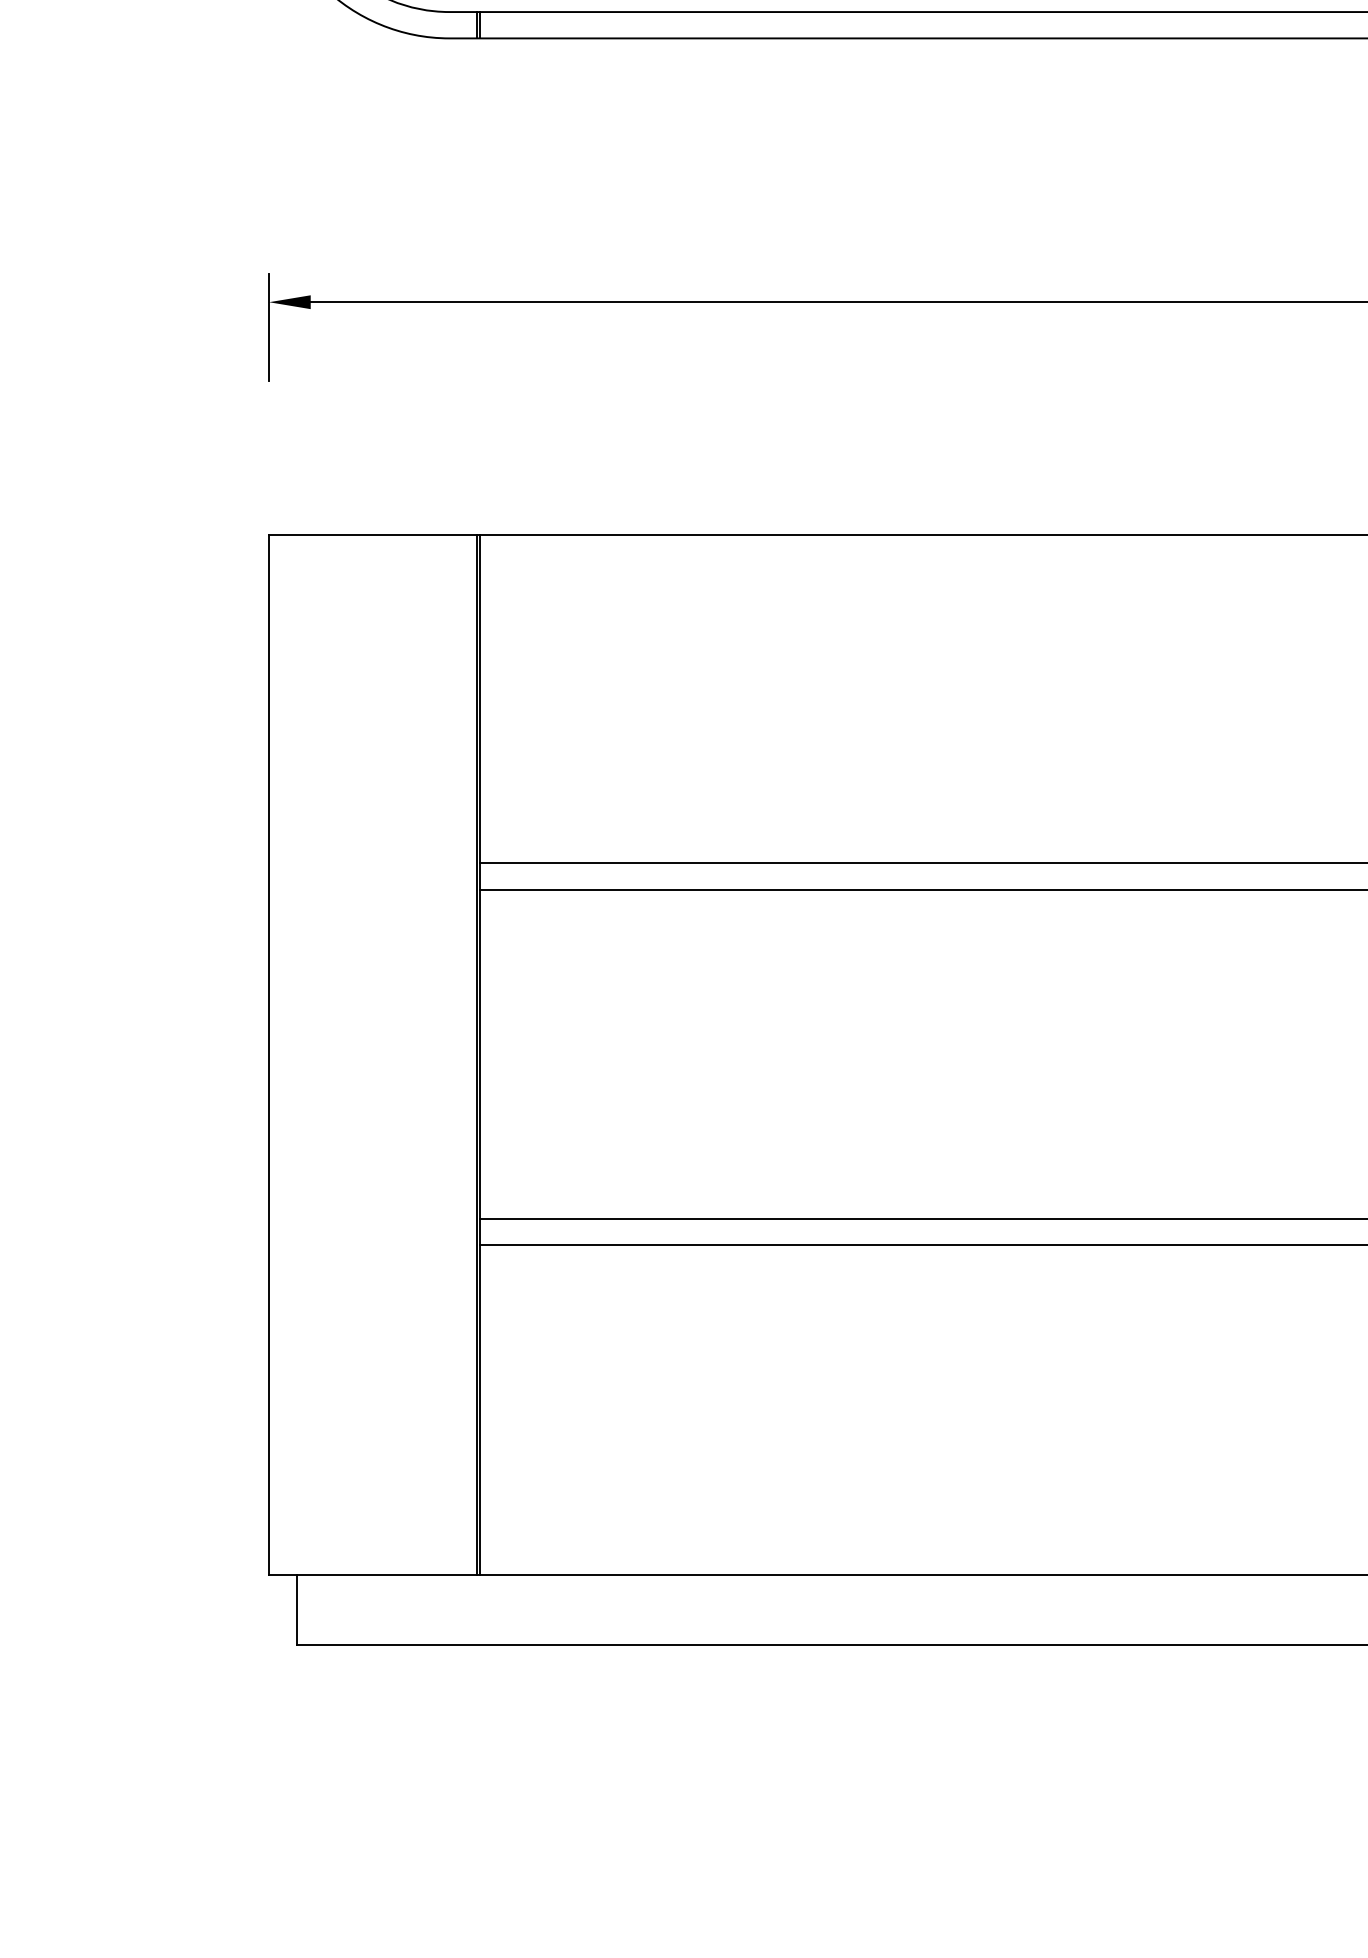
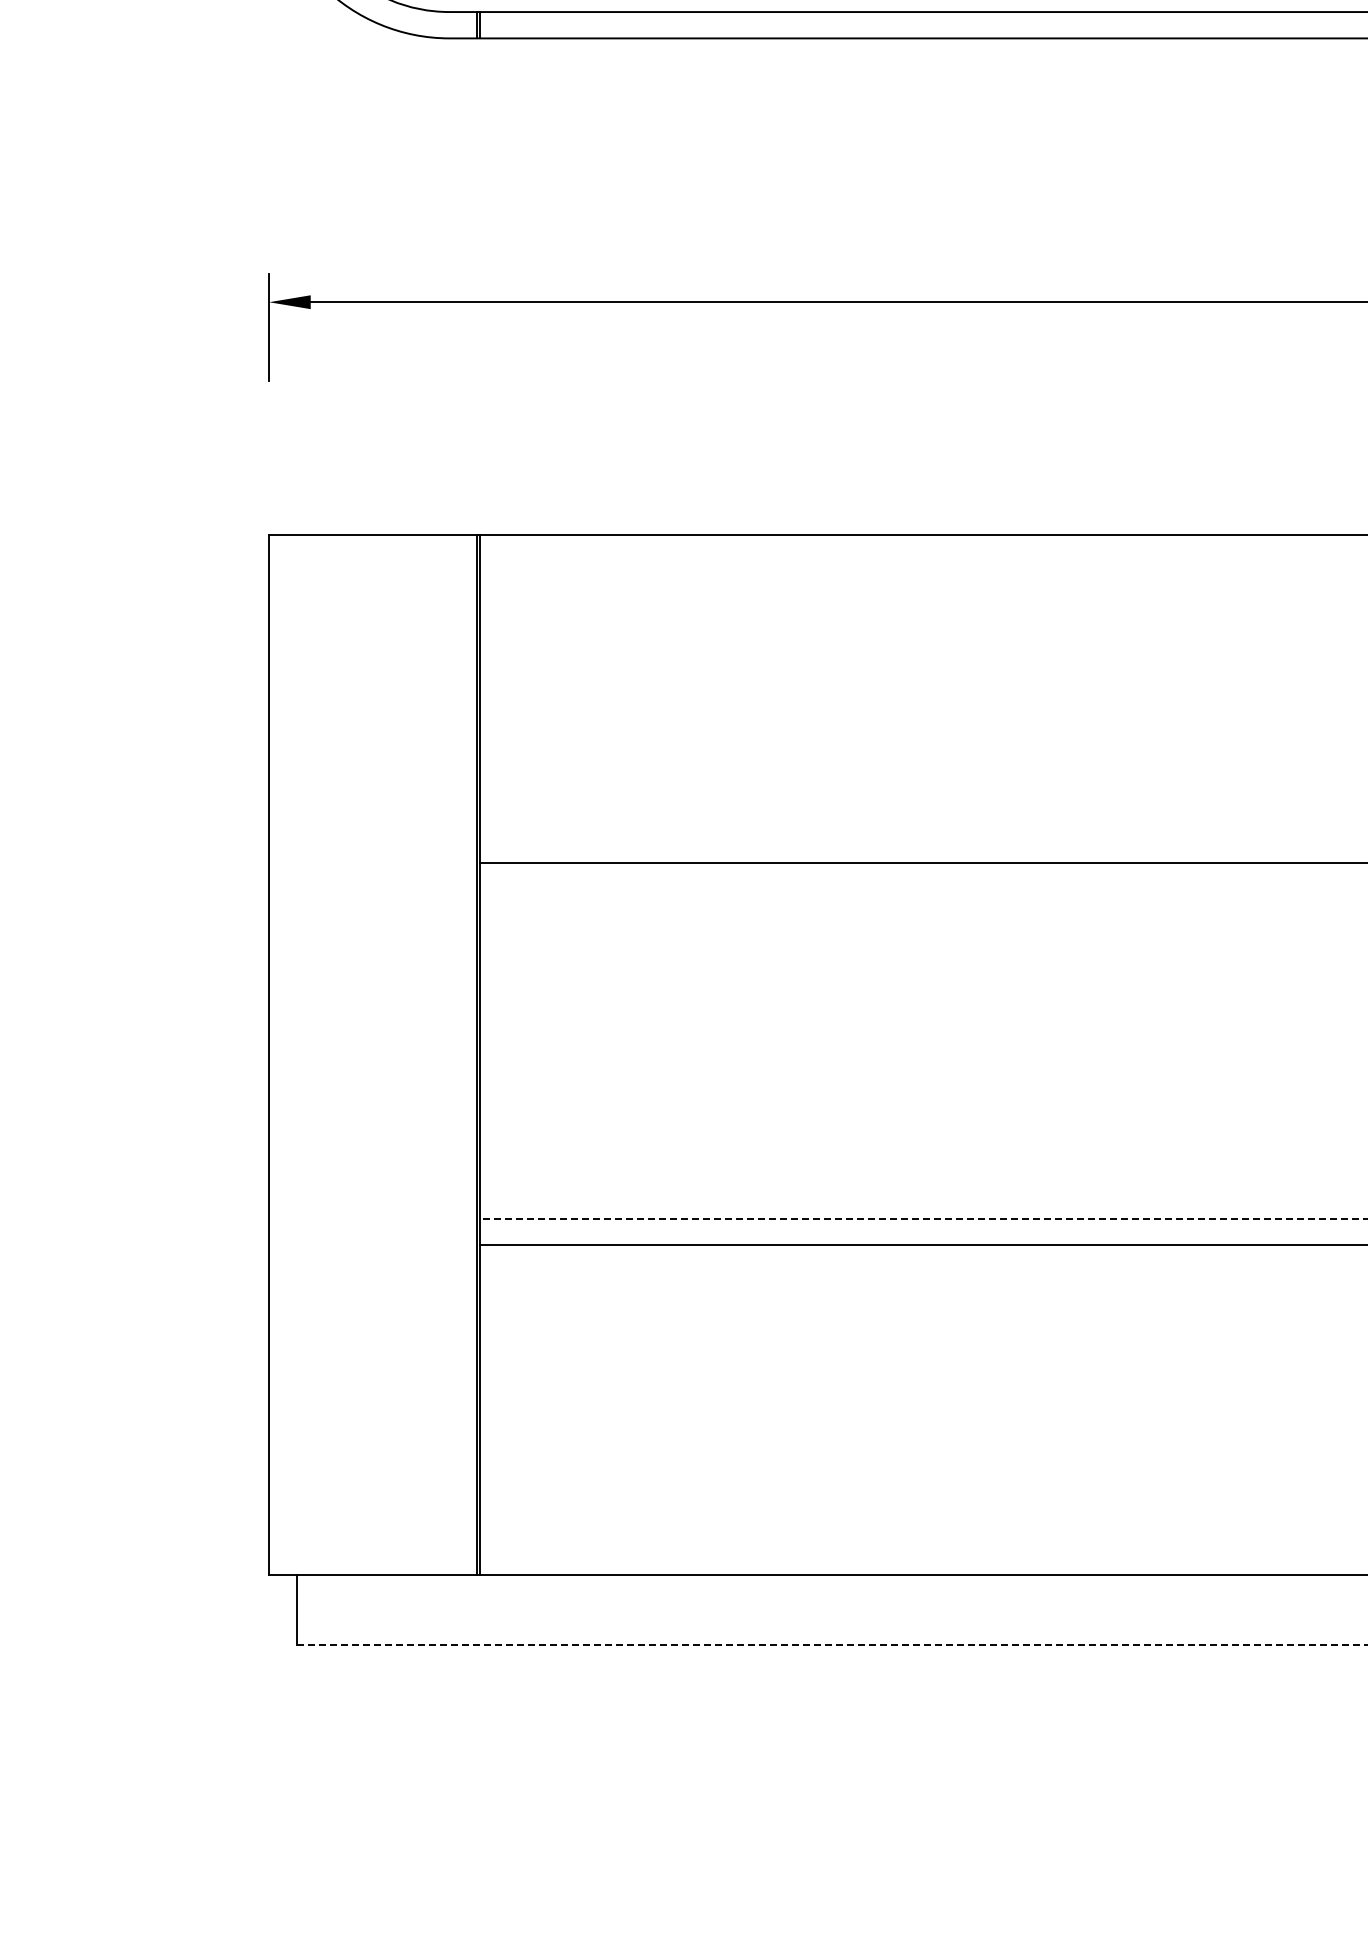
line: present -> none (922, 889)
line: solid -> dashed (924, 1218)
line: solid -> dashed (832, 1644)
